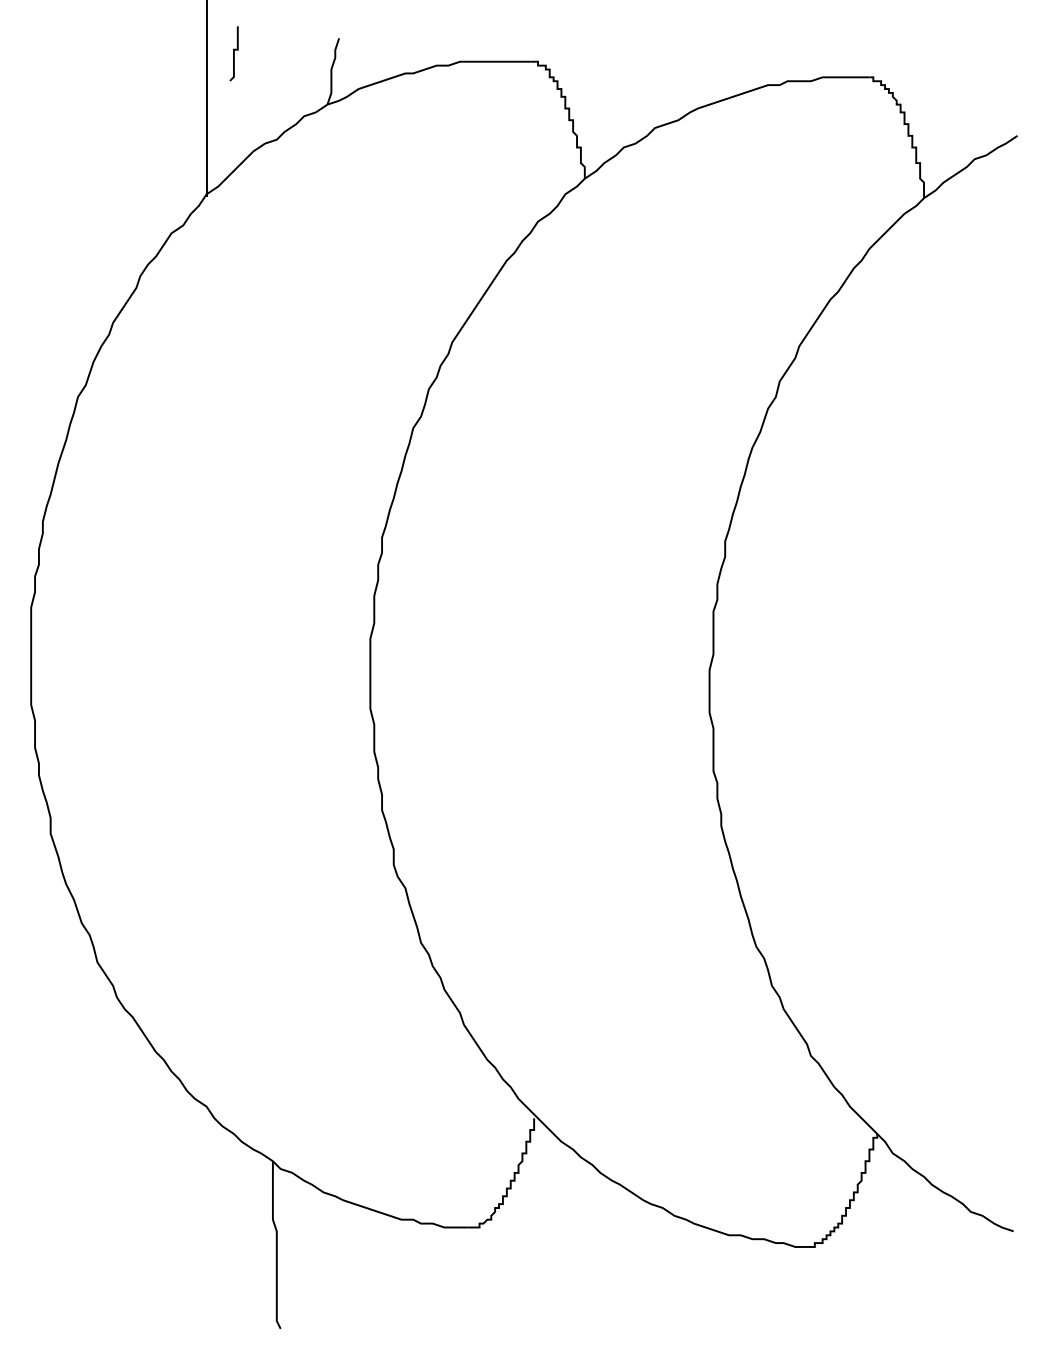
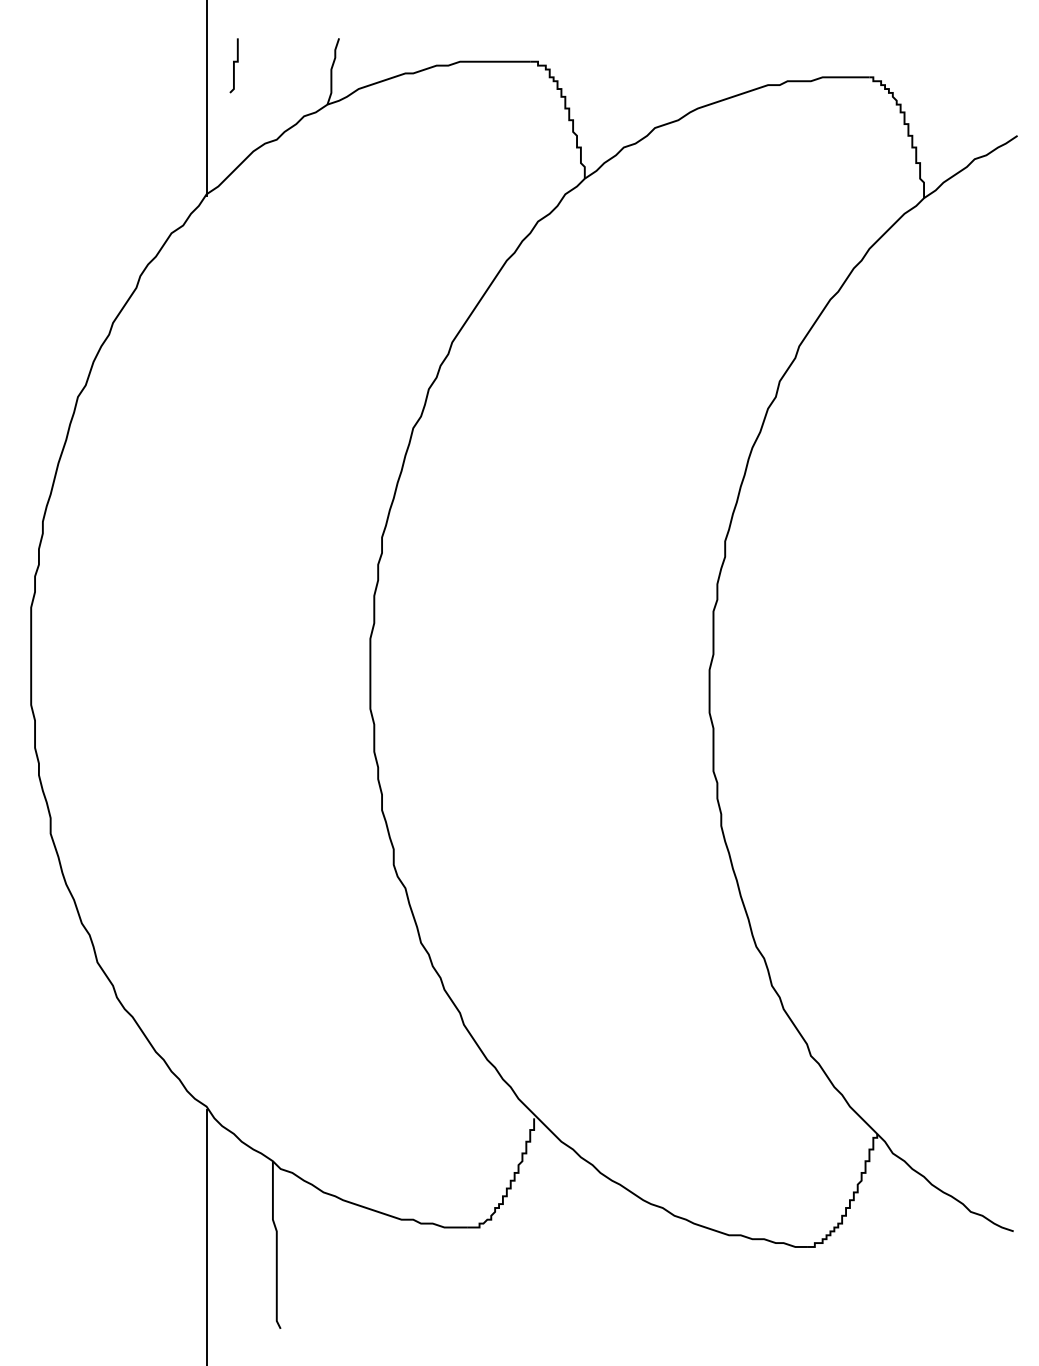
curve position: (233, 53) -> (233, 65) (233, 65)
line: none -> present (206, 1235)
